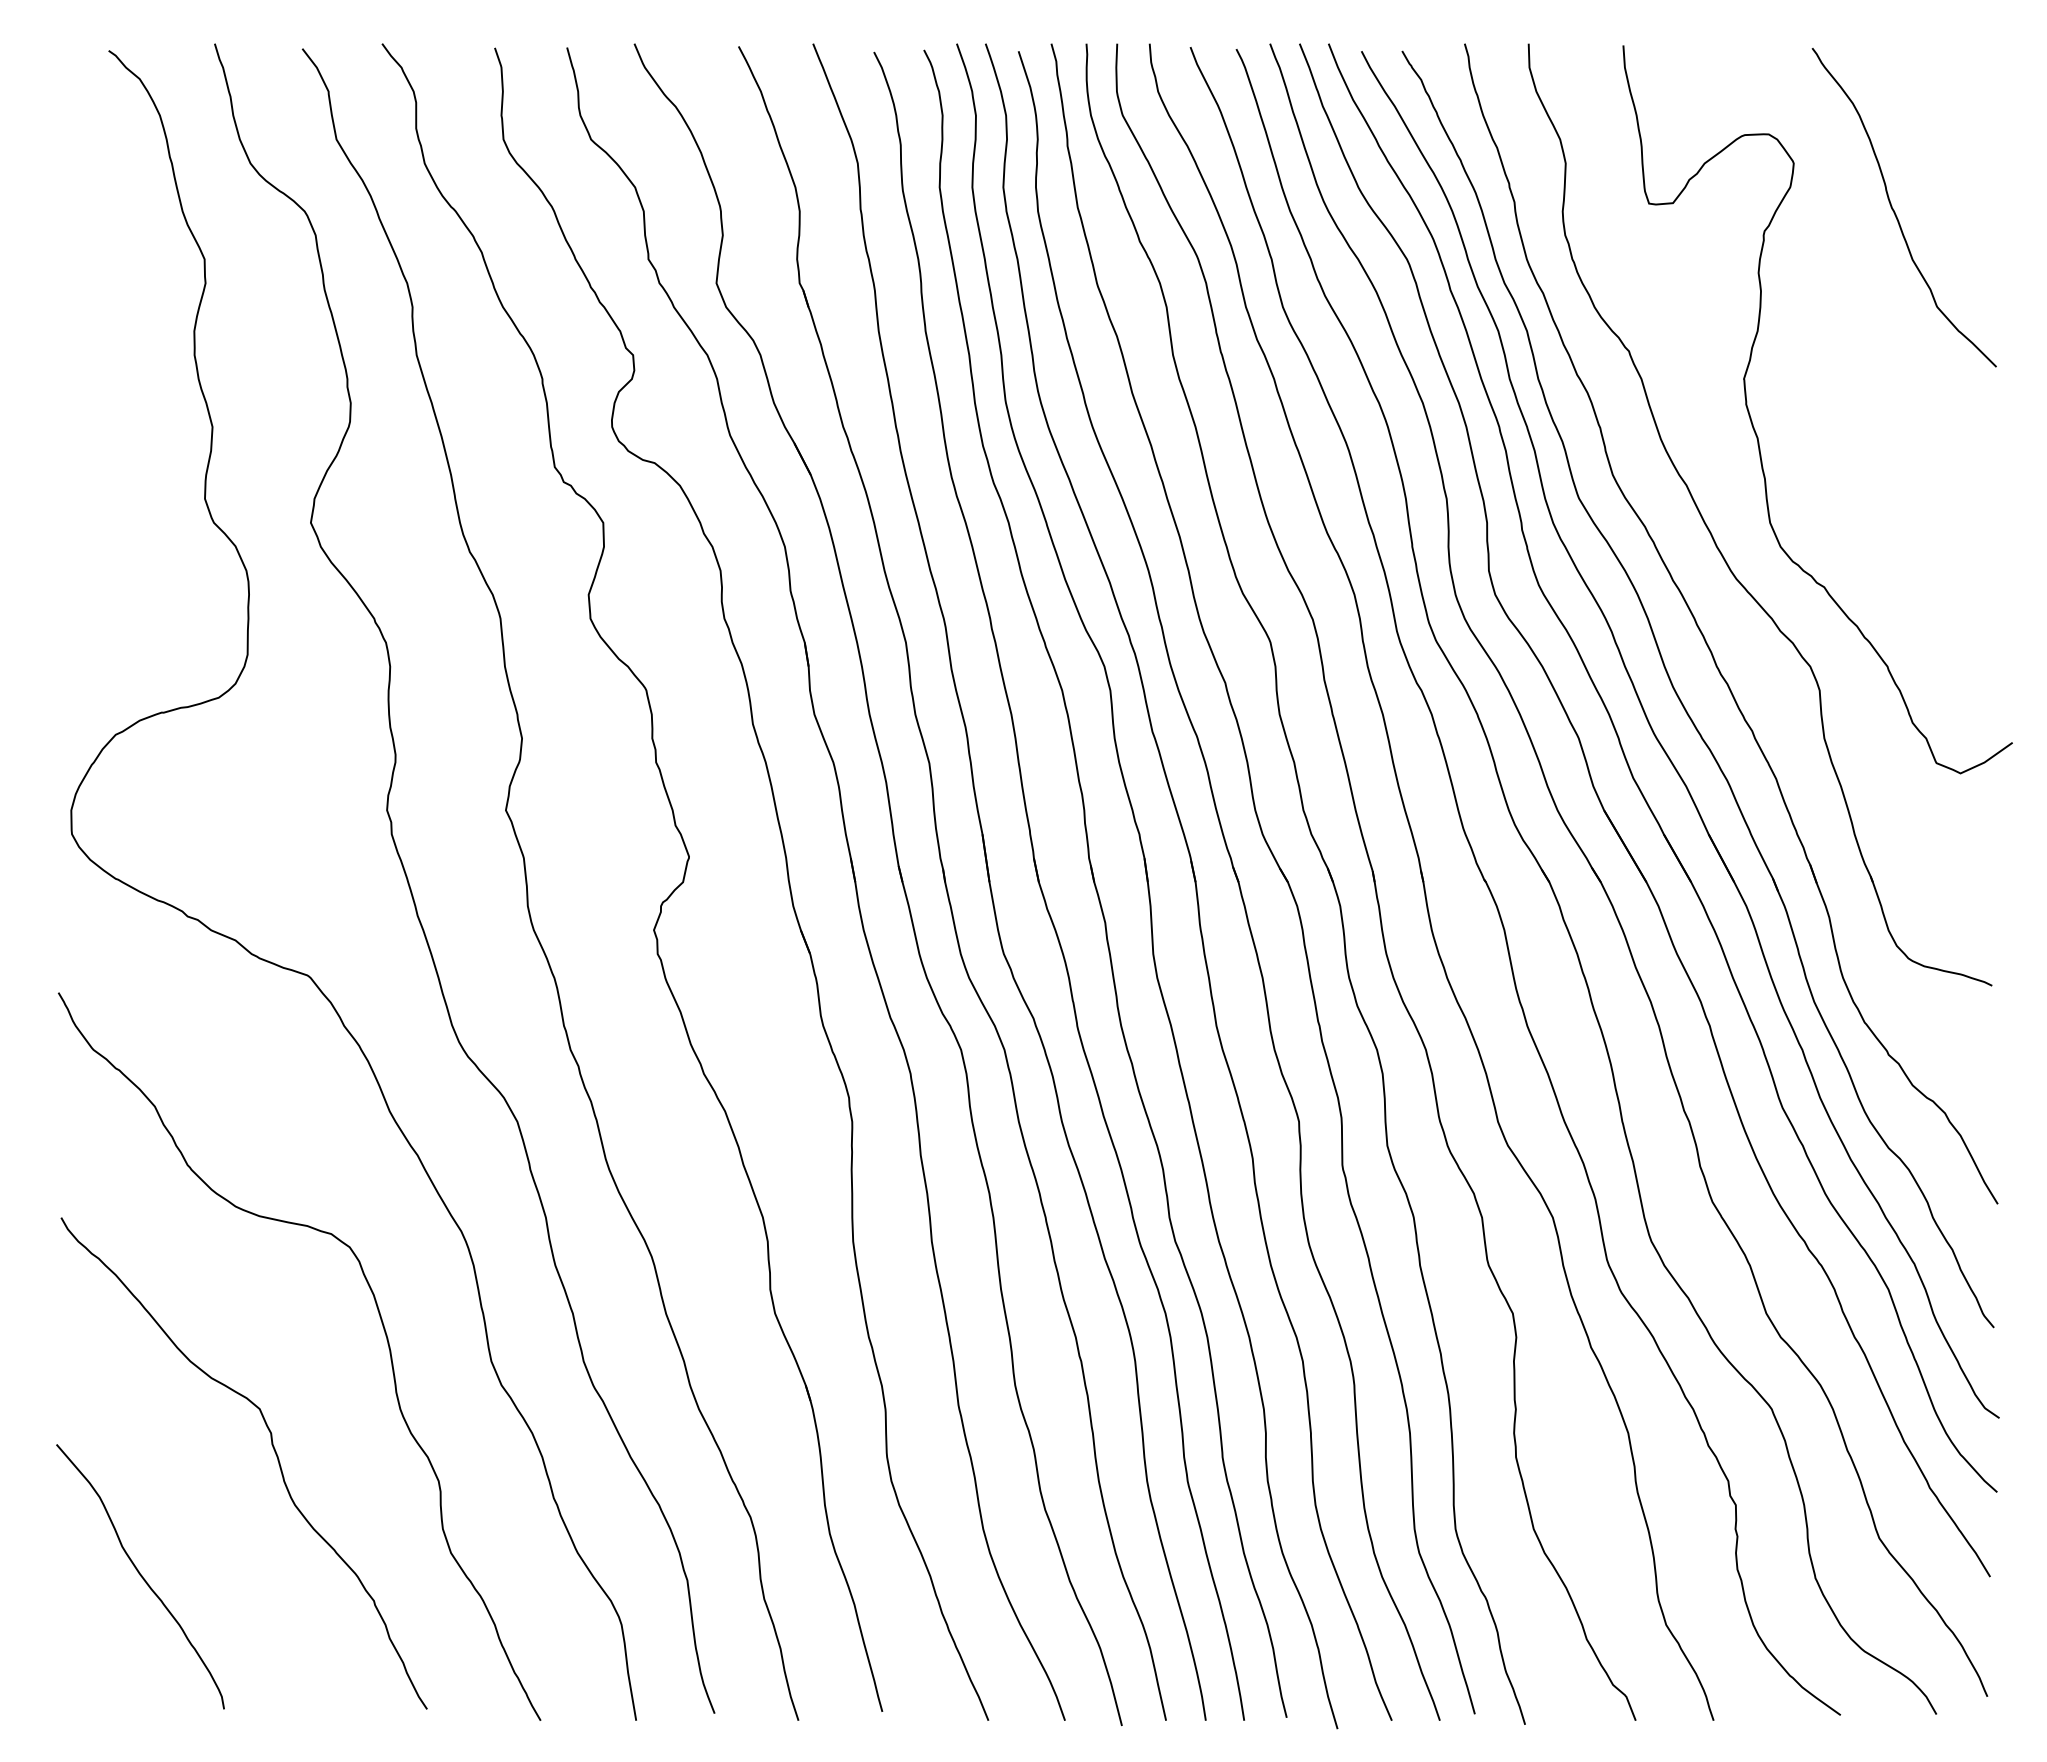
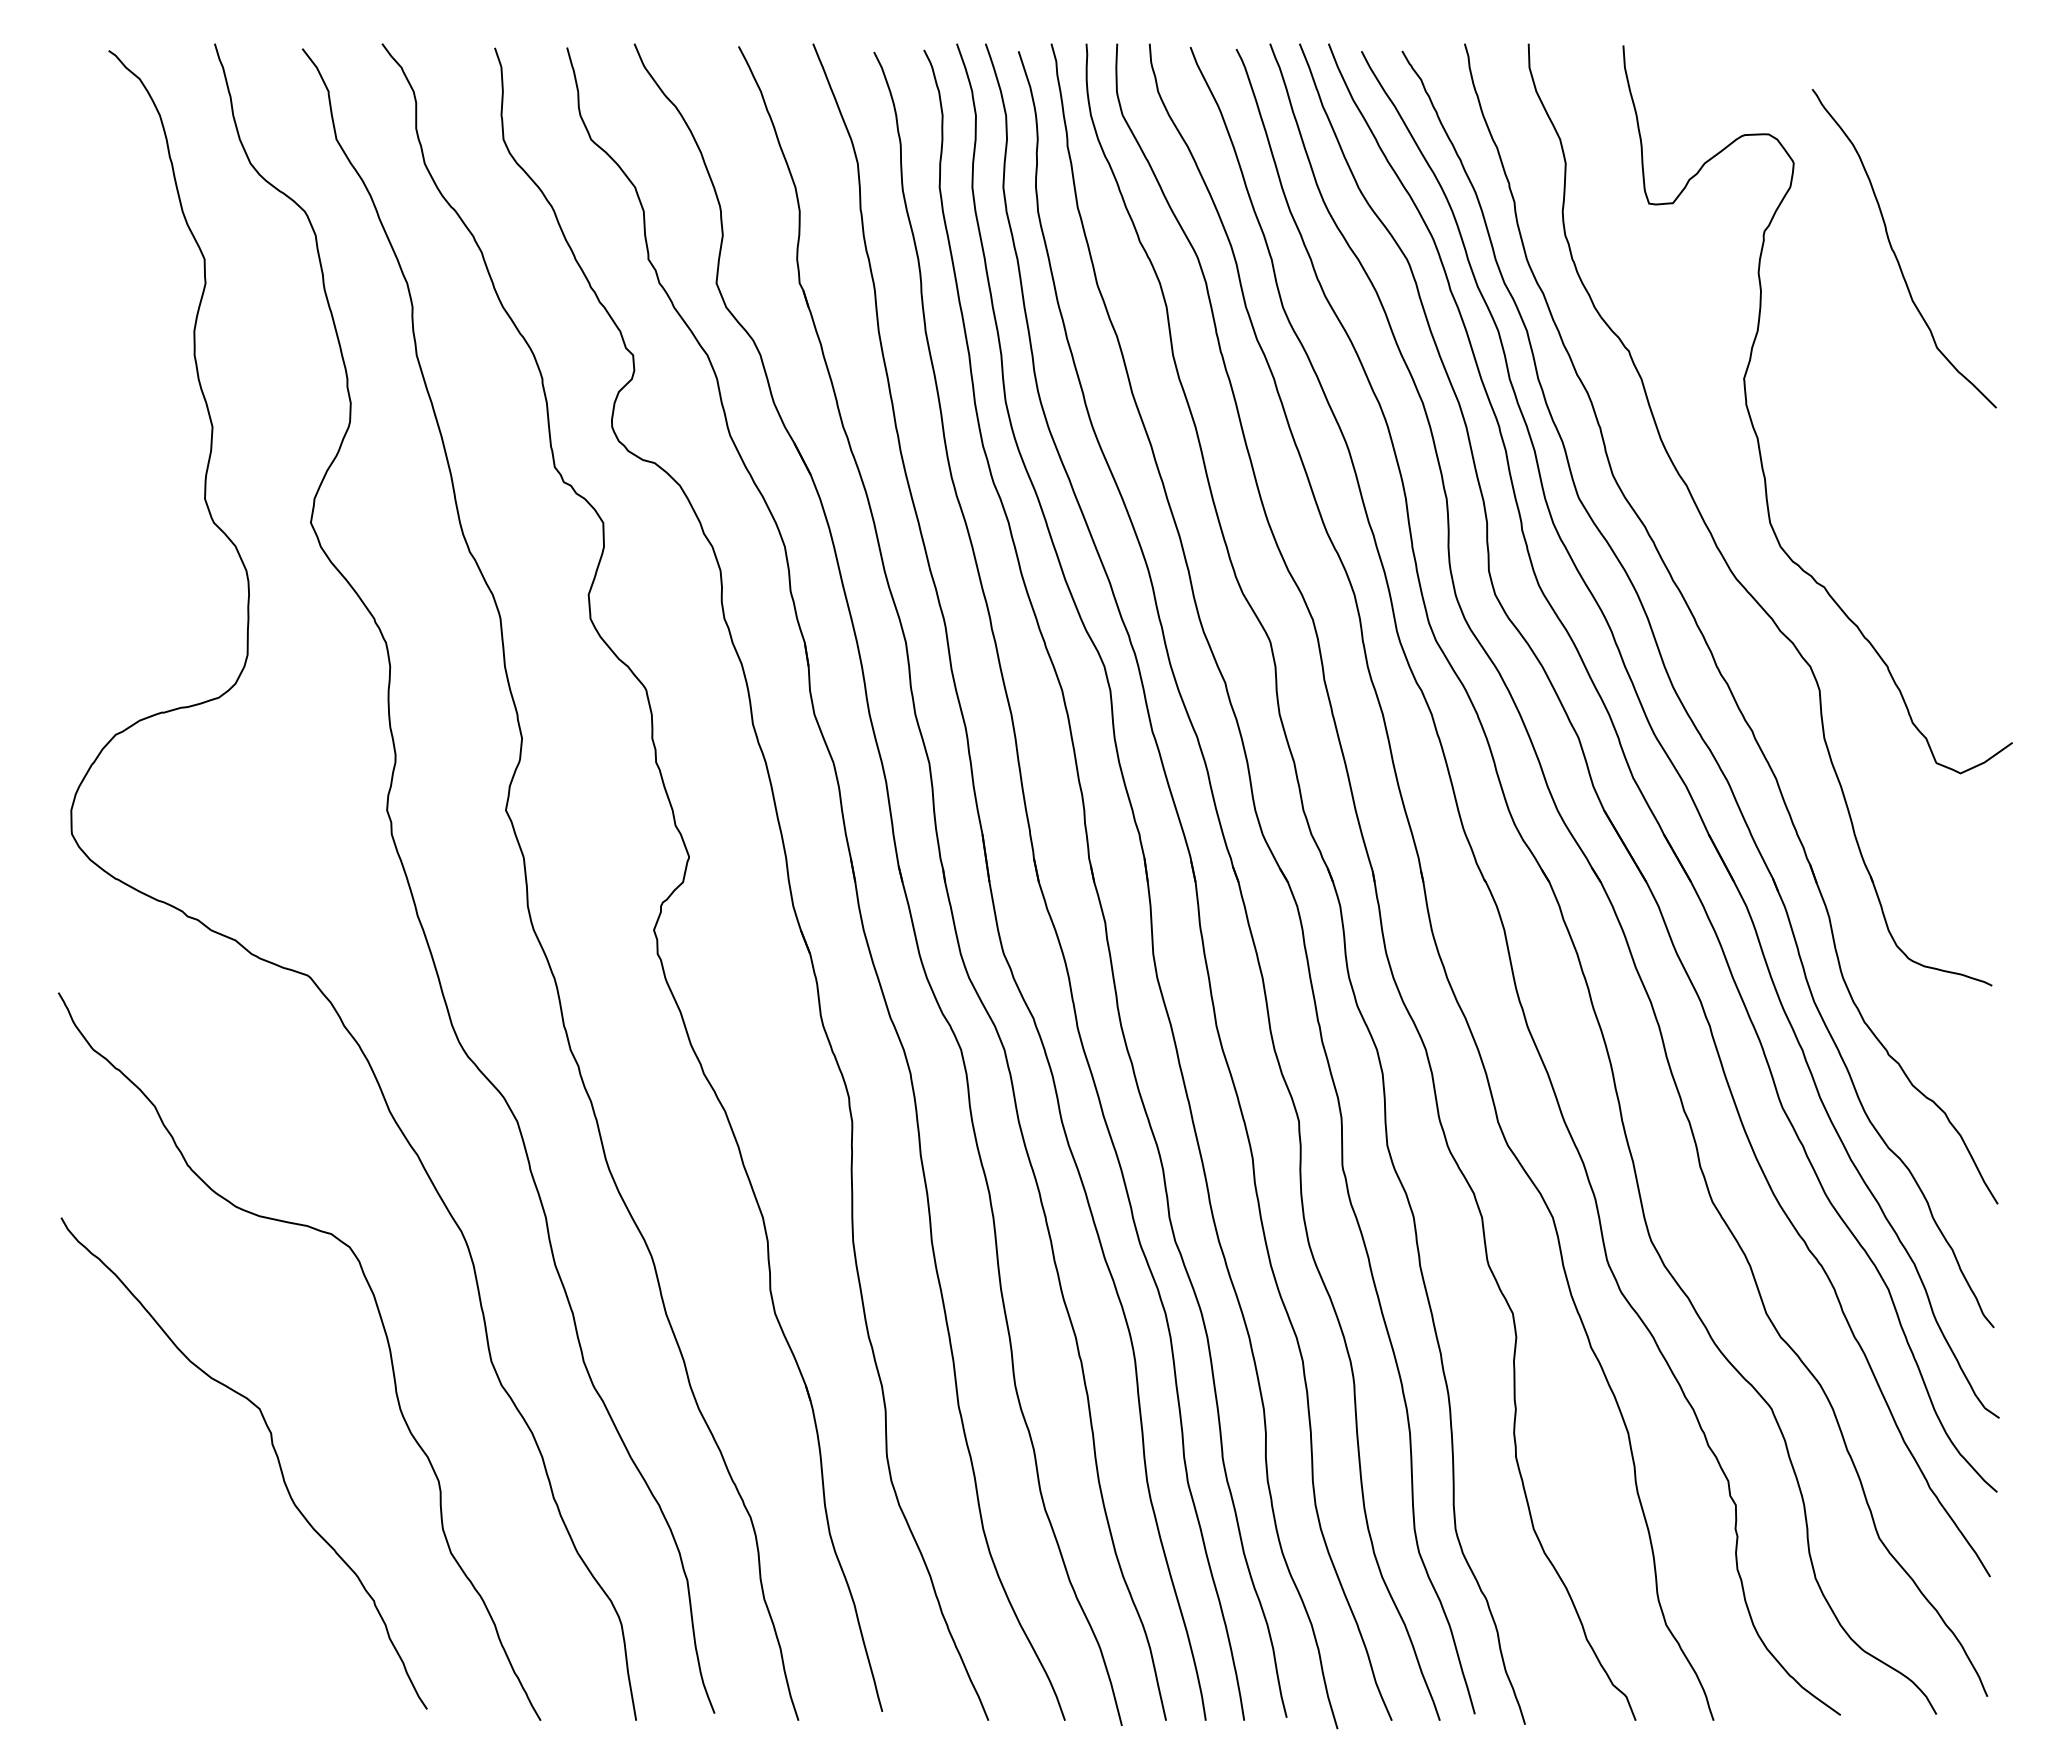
curve position: (1895, 212) -> (1895, 253) (1895, 253)
curve: present -> none (140, 1576)
